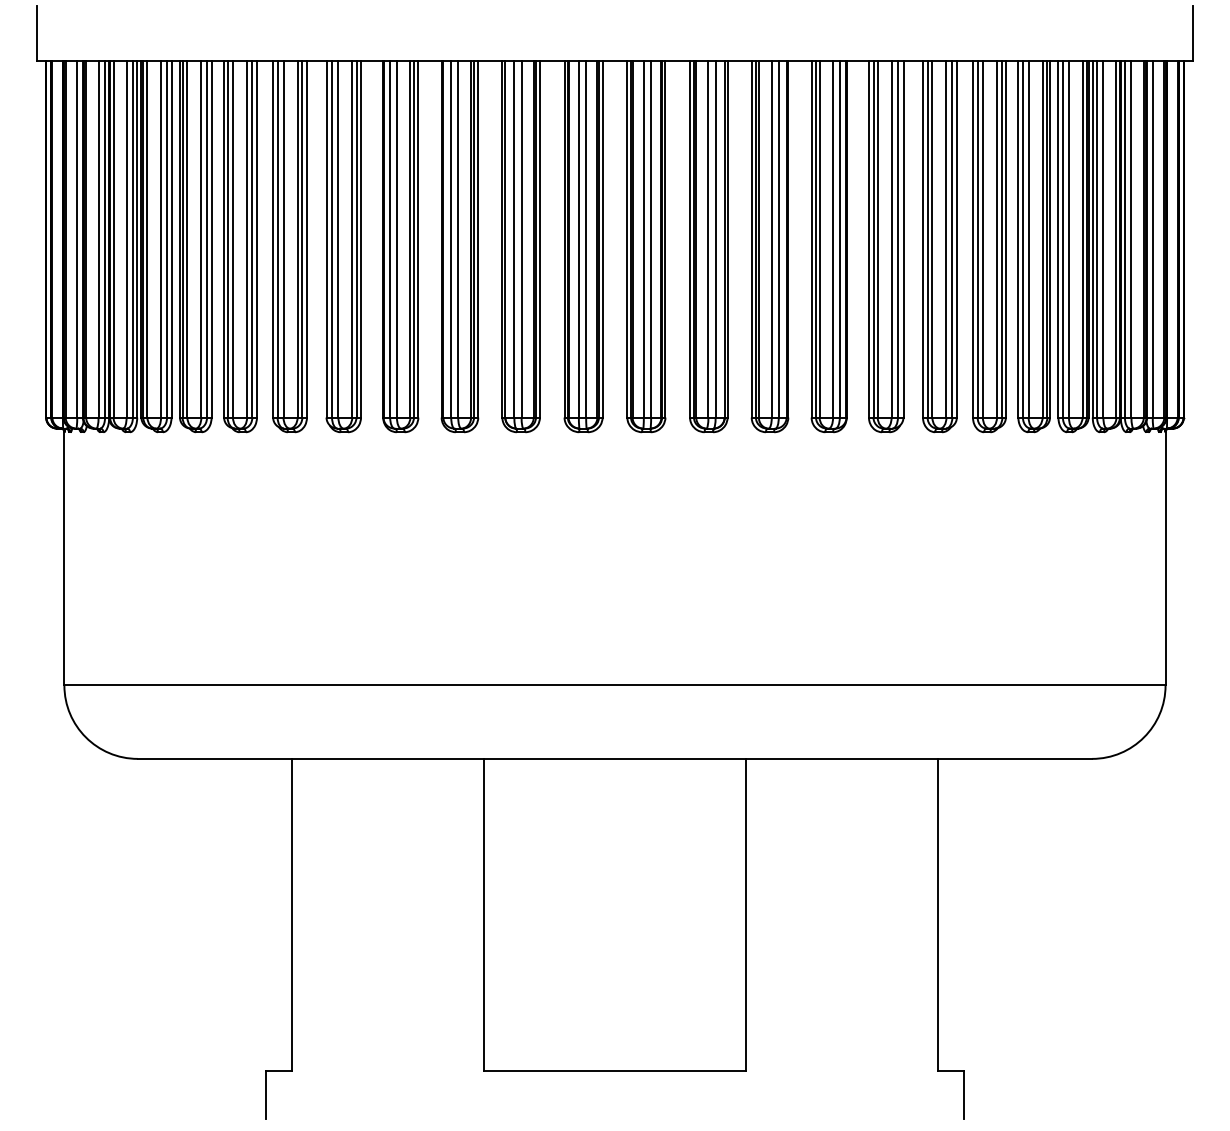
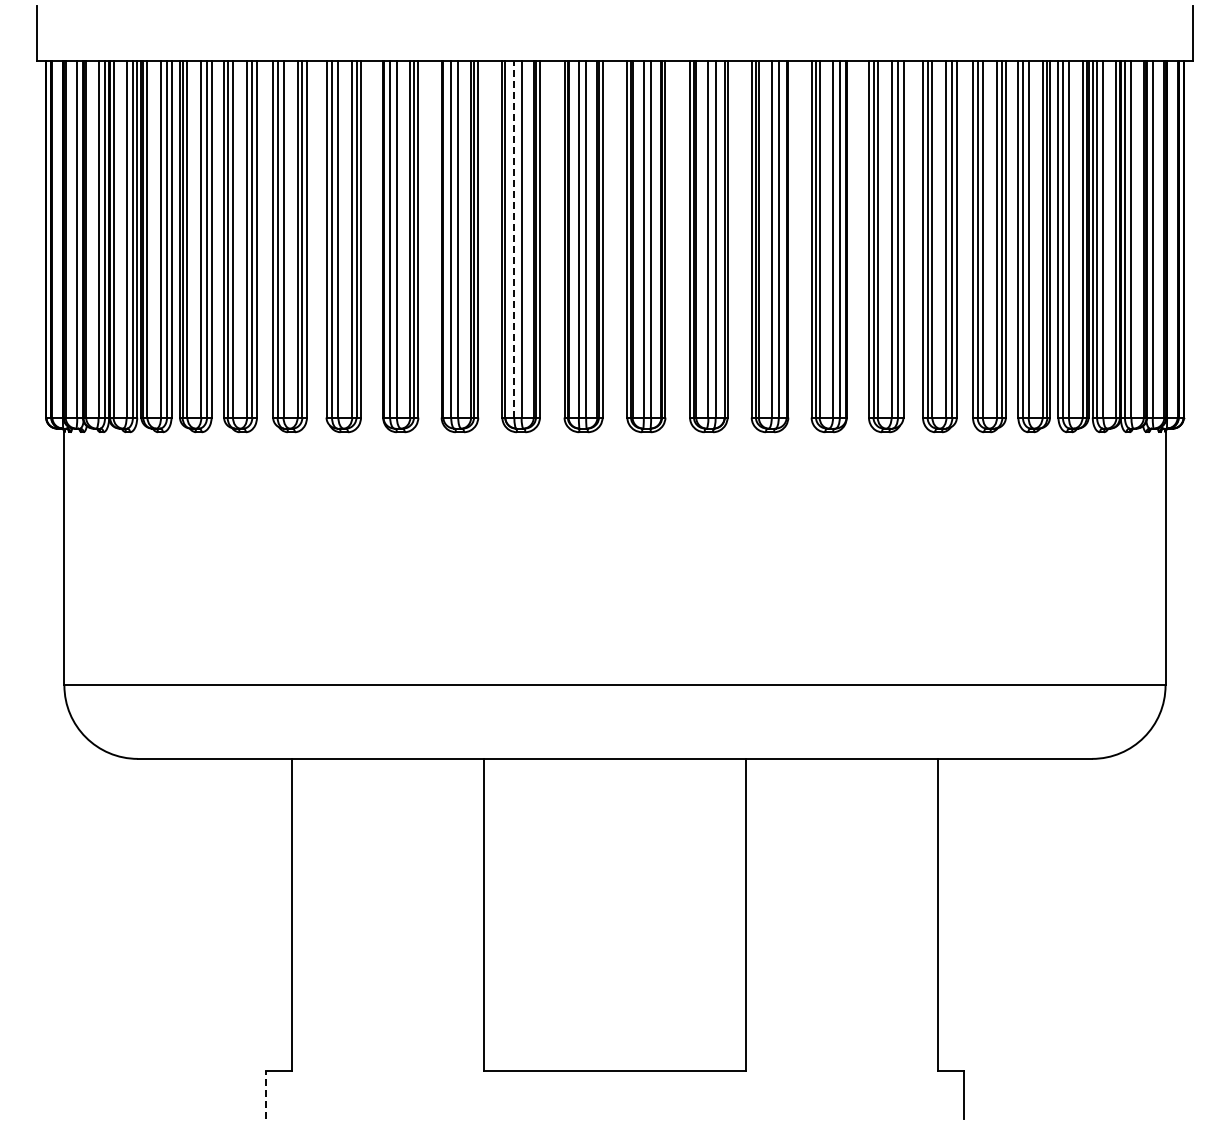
line: solid -> dashed (514, 239)
line: solid -> dashed (266, 1094)
